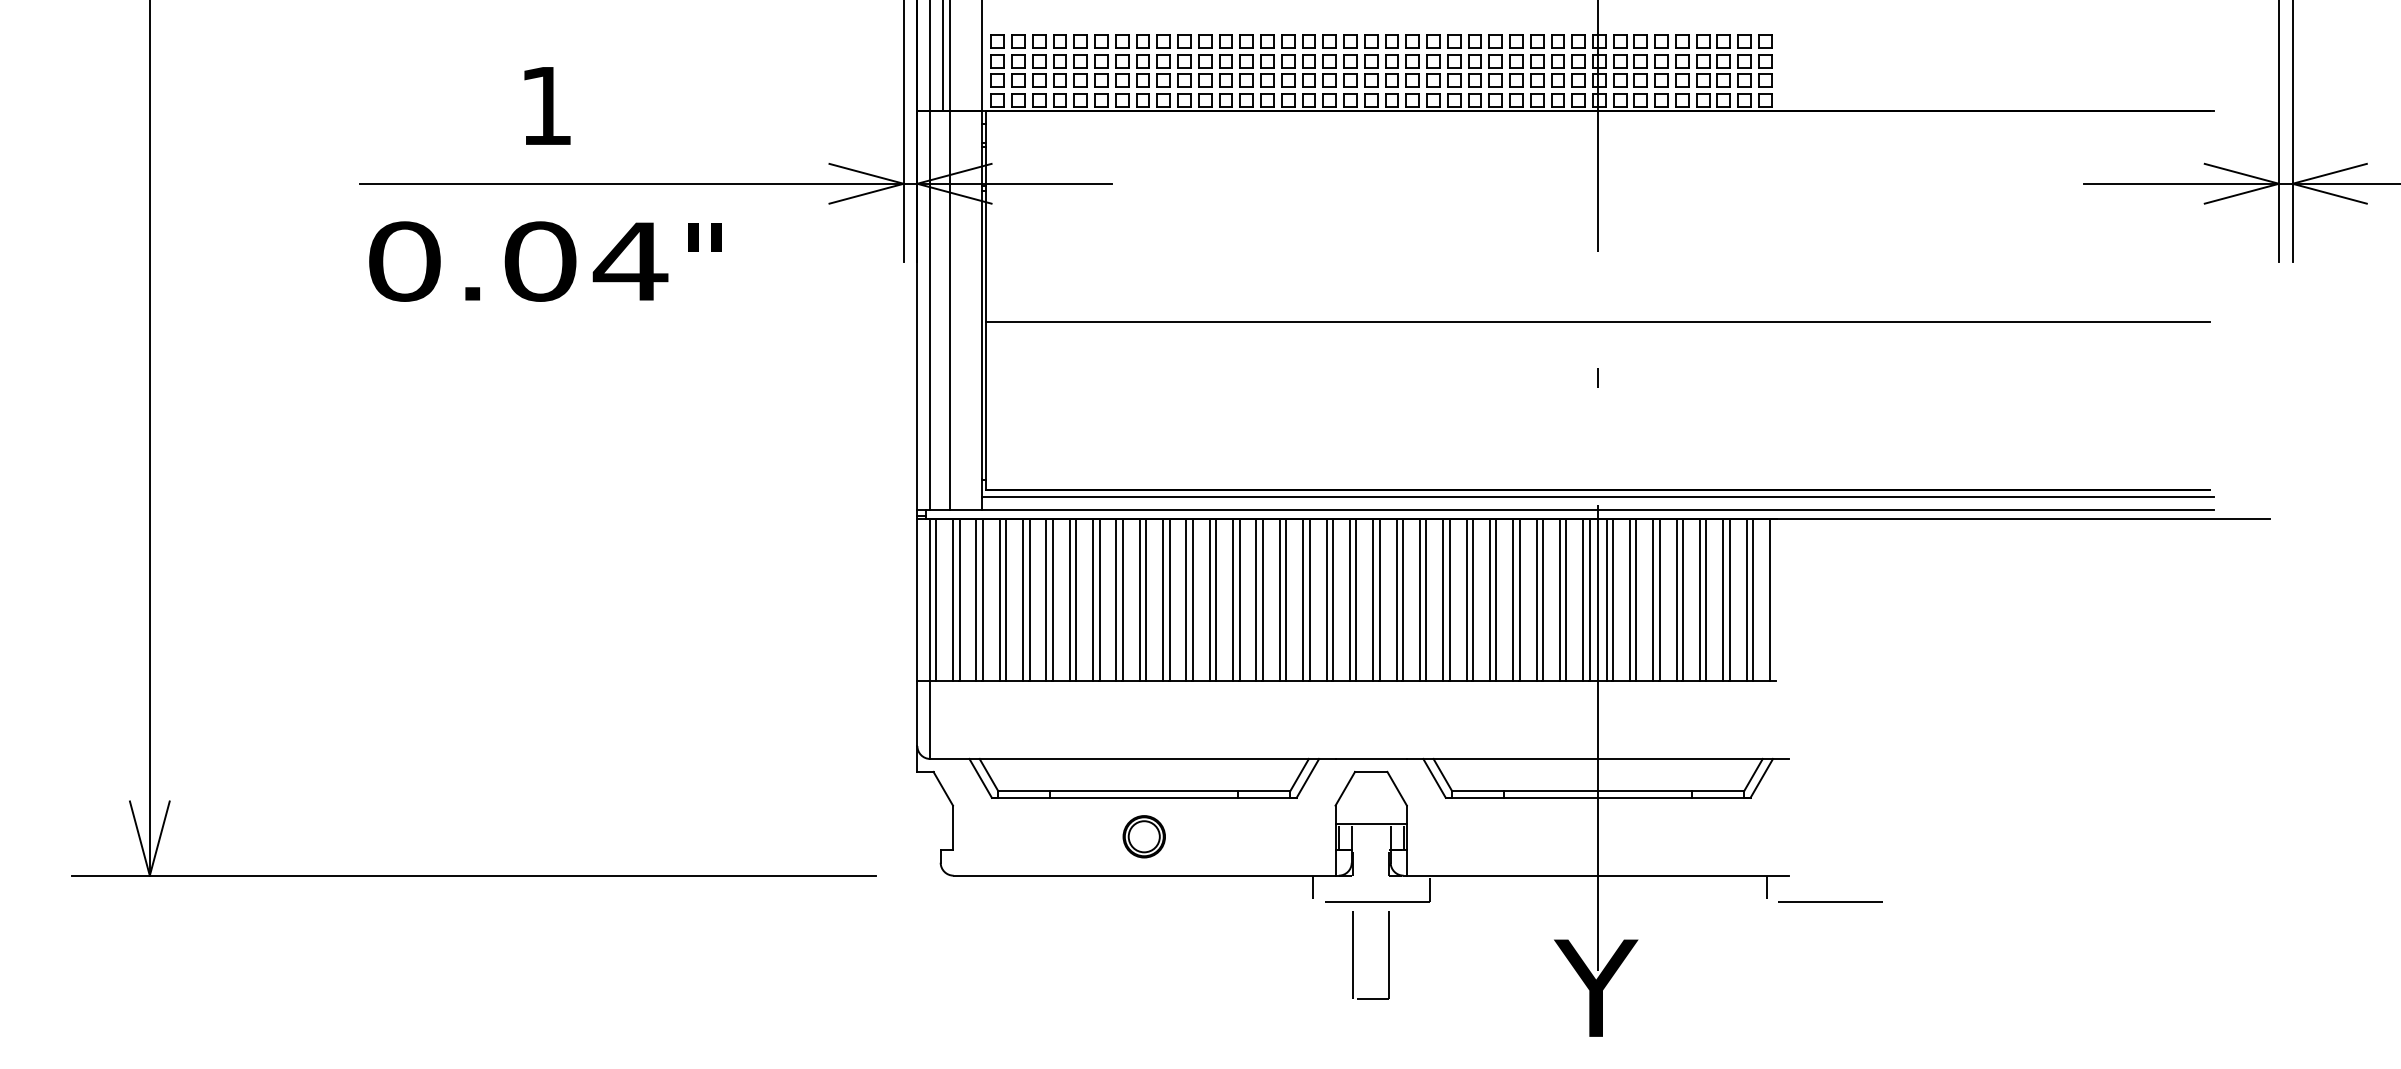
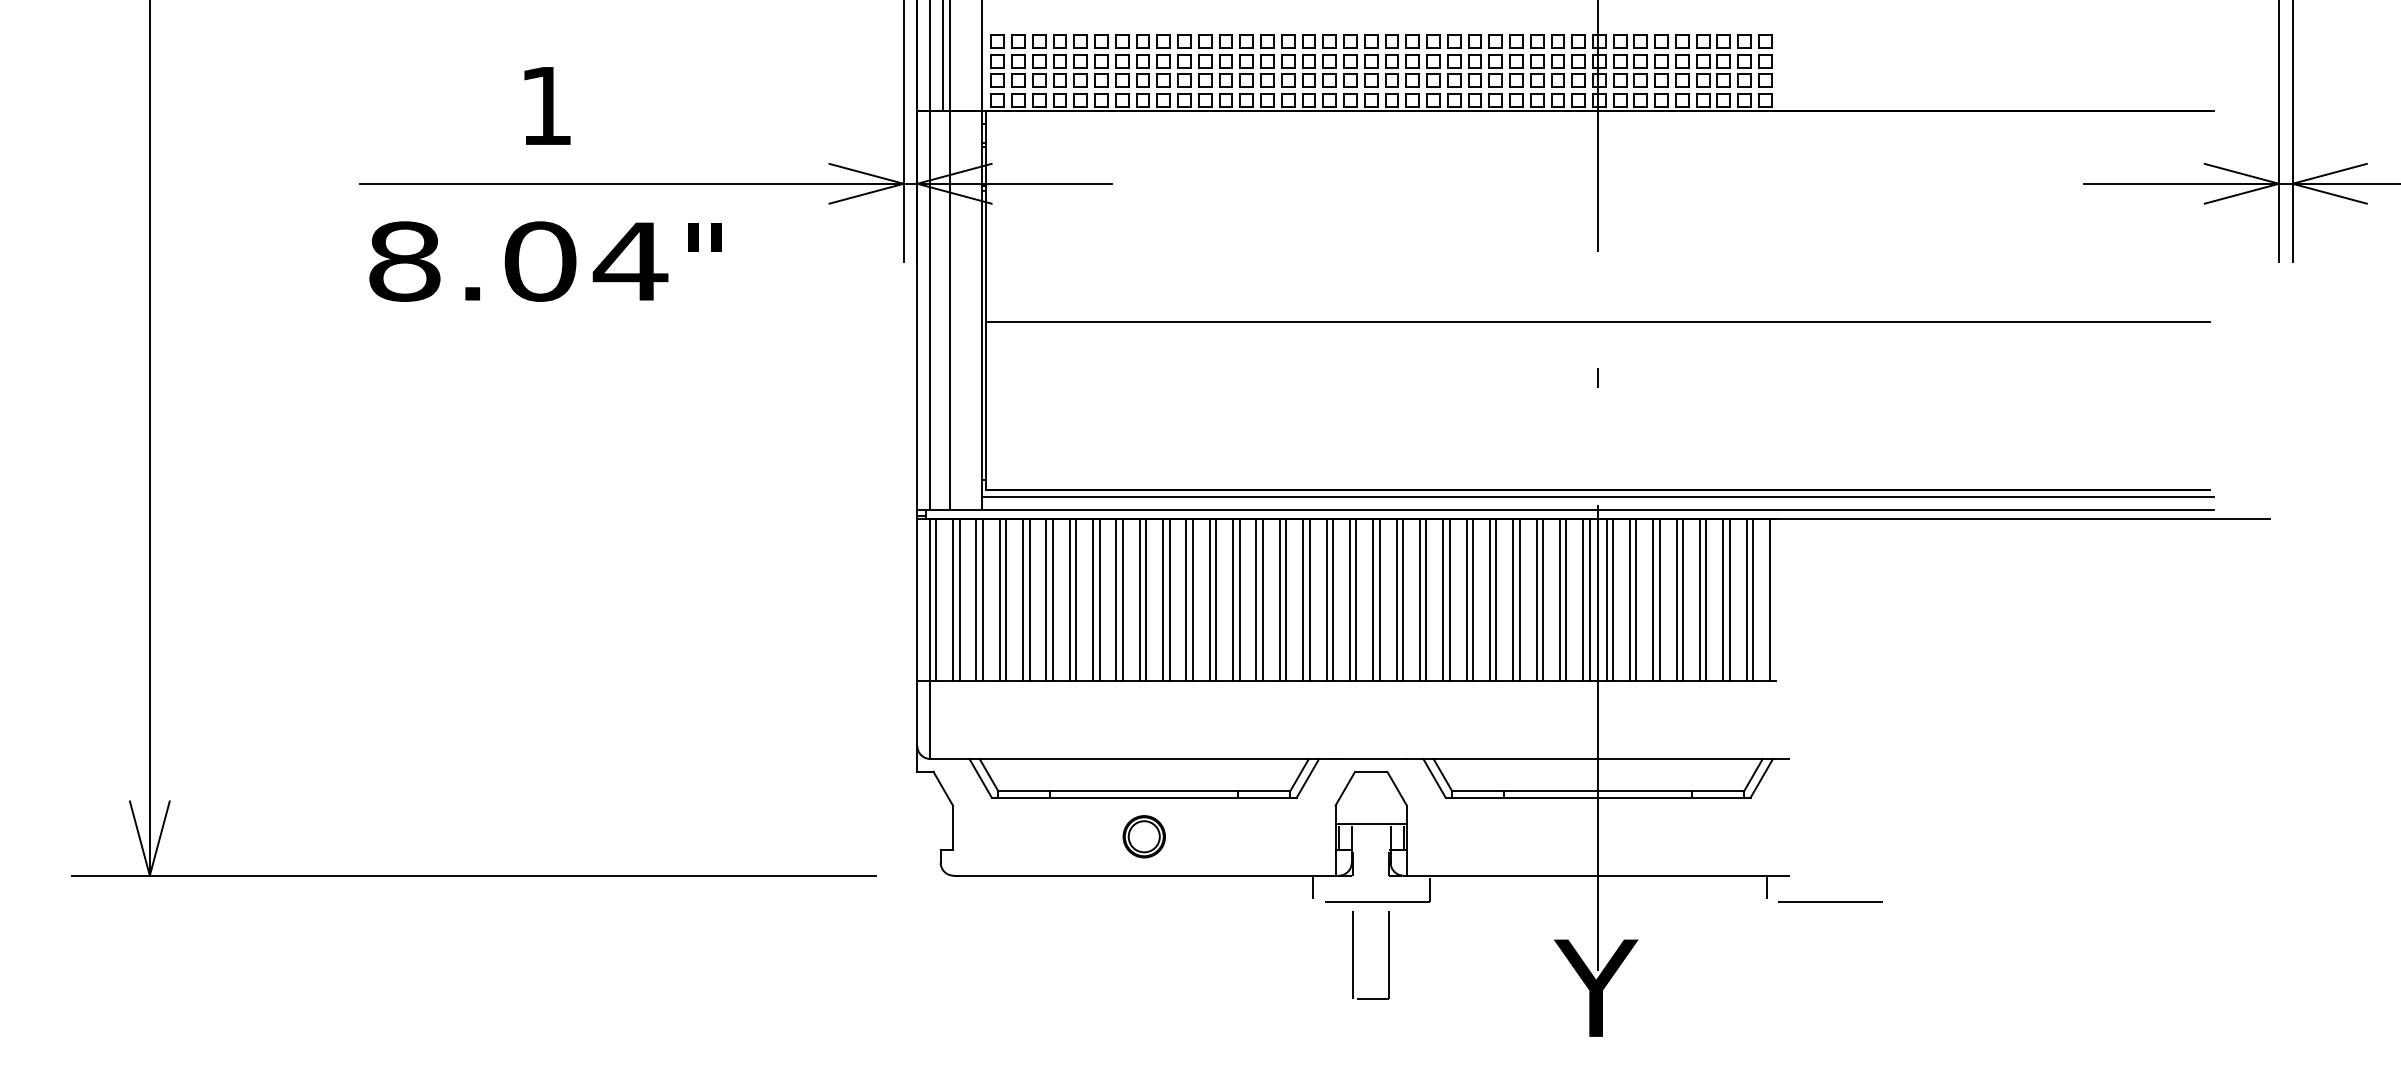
text: 0.04 -> 8.04 (404, 261)
